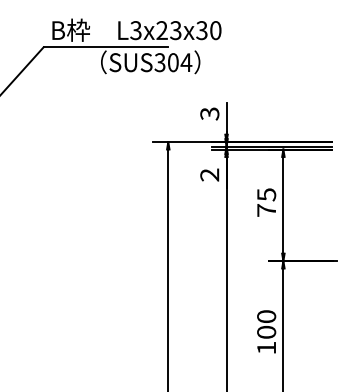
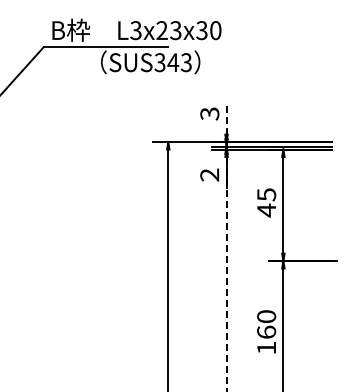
text: SUS304 -> SUS343 (179, 62)
line: solid -> dashed (226, 118)
text: 75 -> 45 (266, 210)
line: solid -> dashed (226, 274)
text: 100 -> 160 (266, 331)
